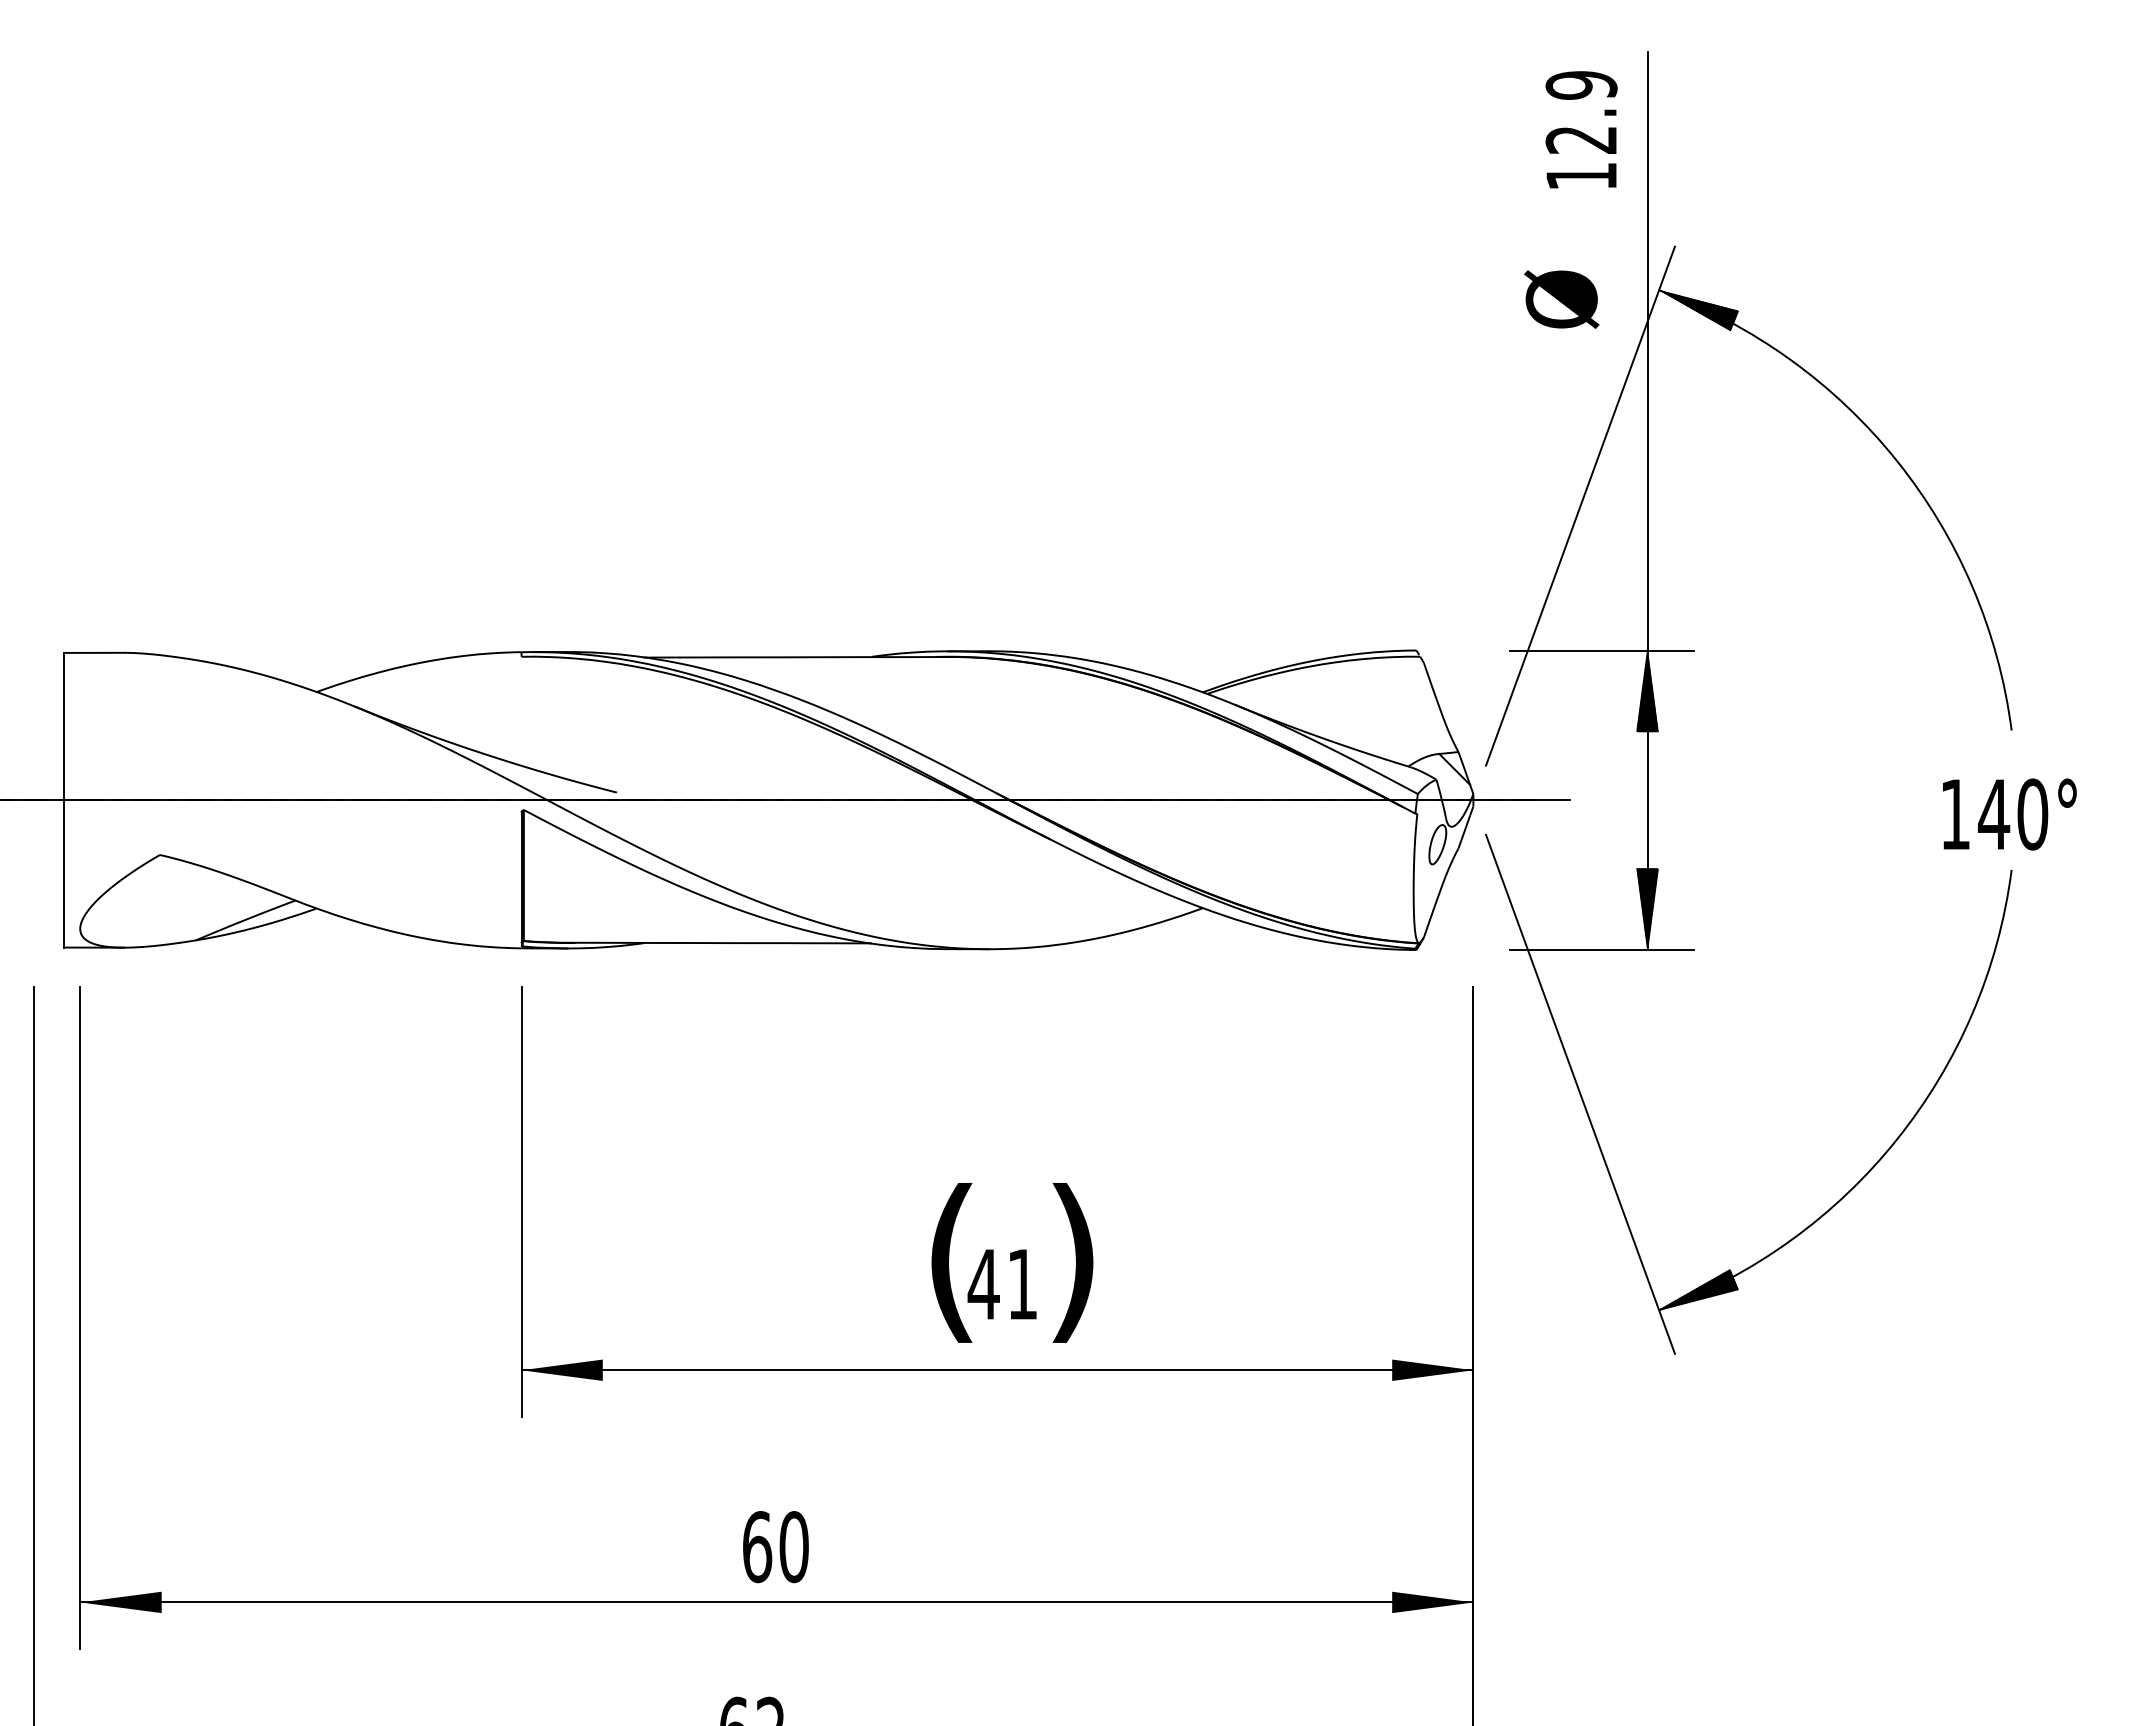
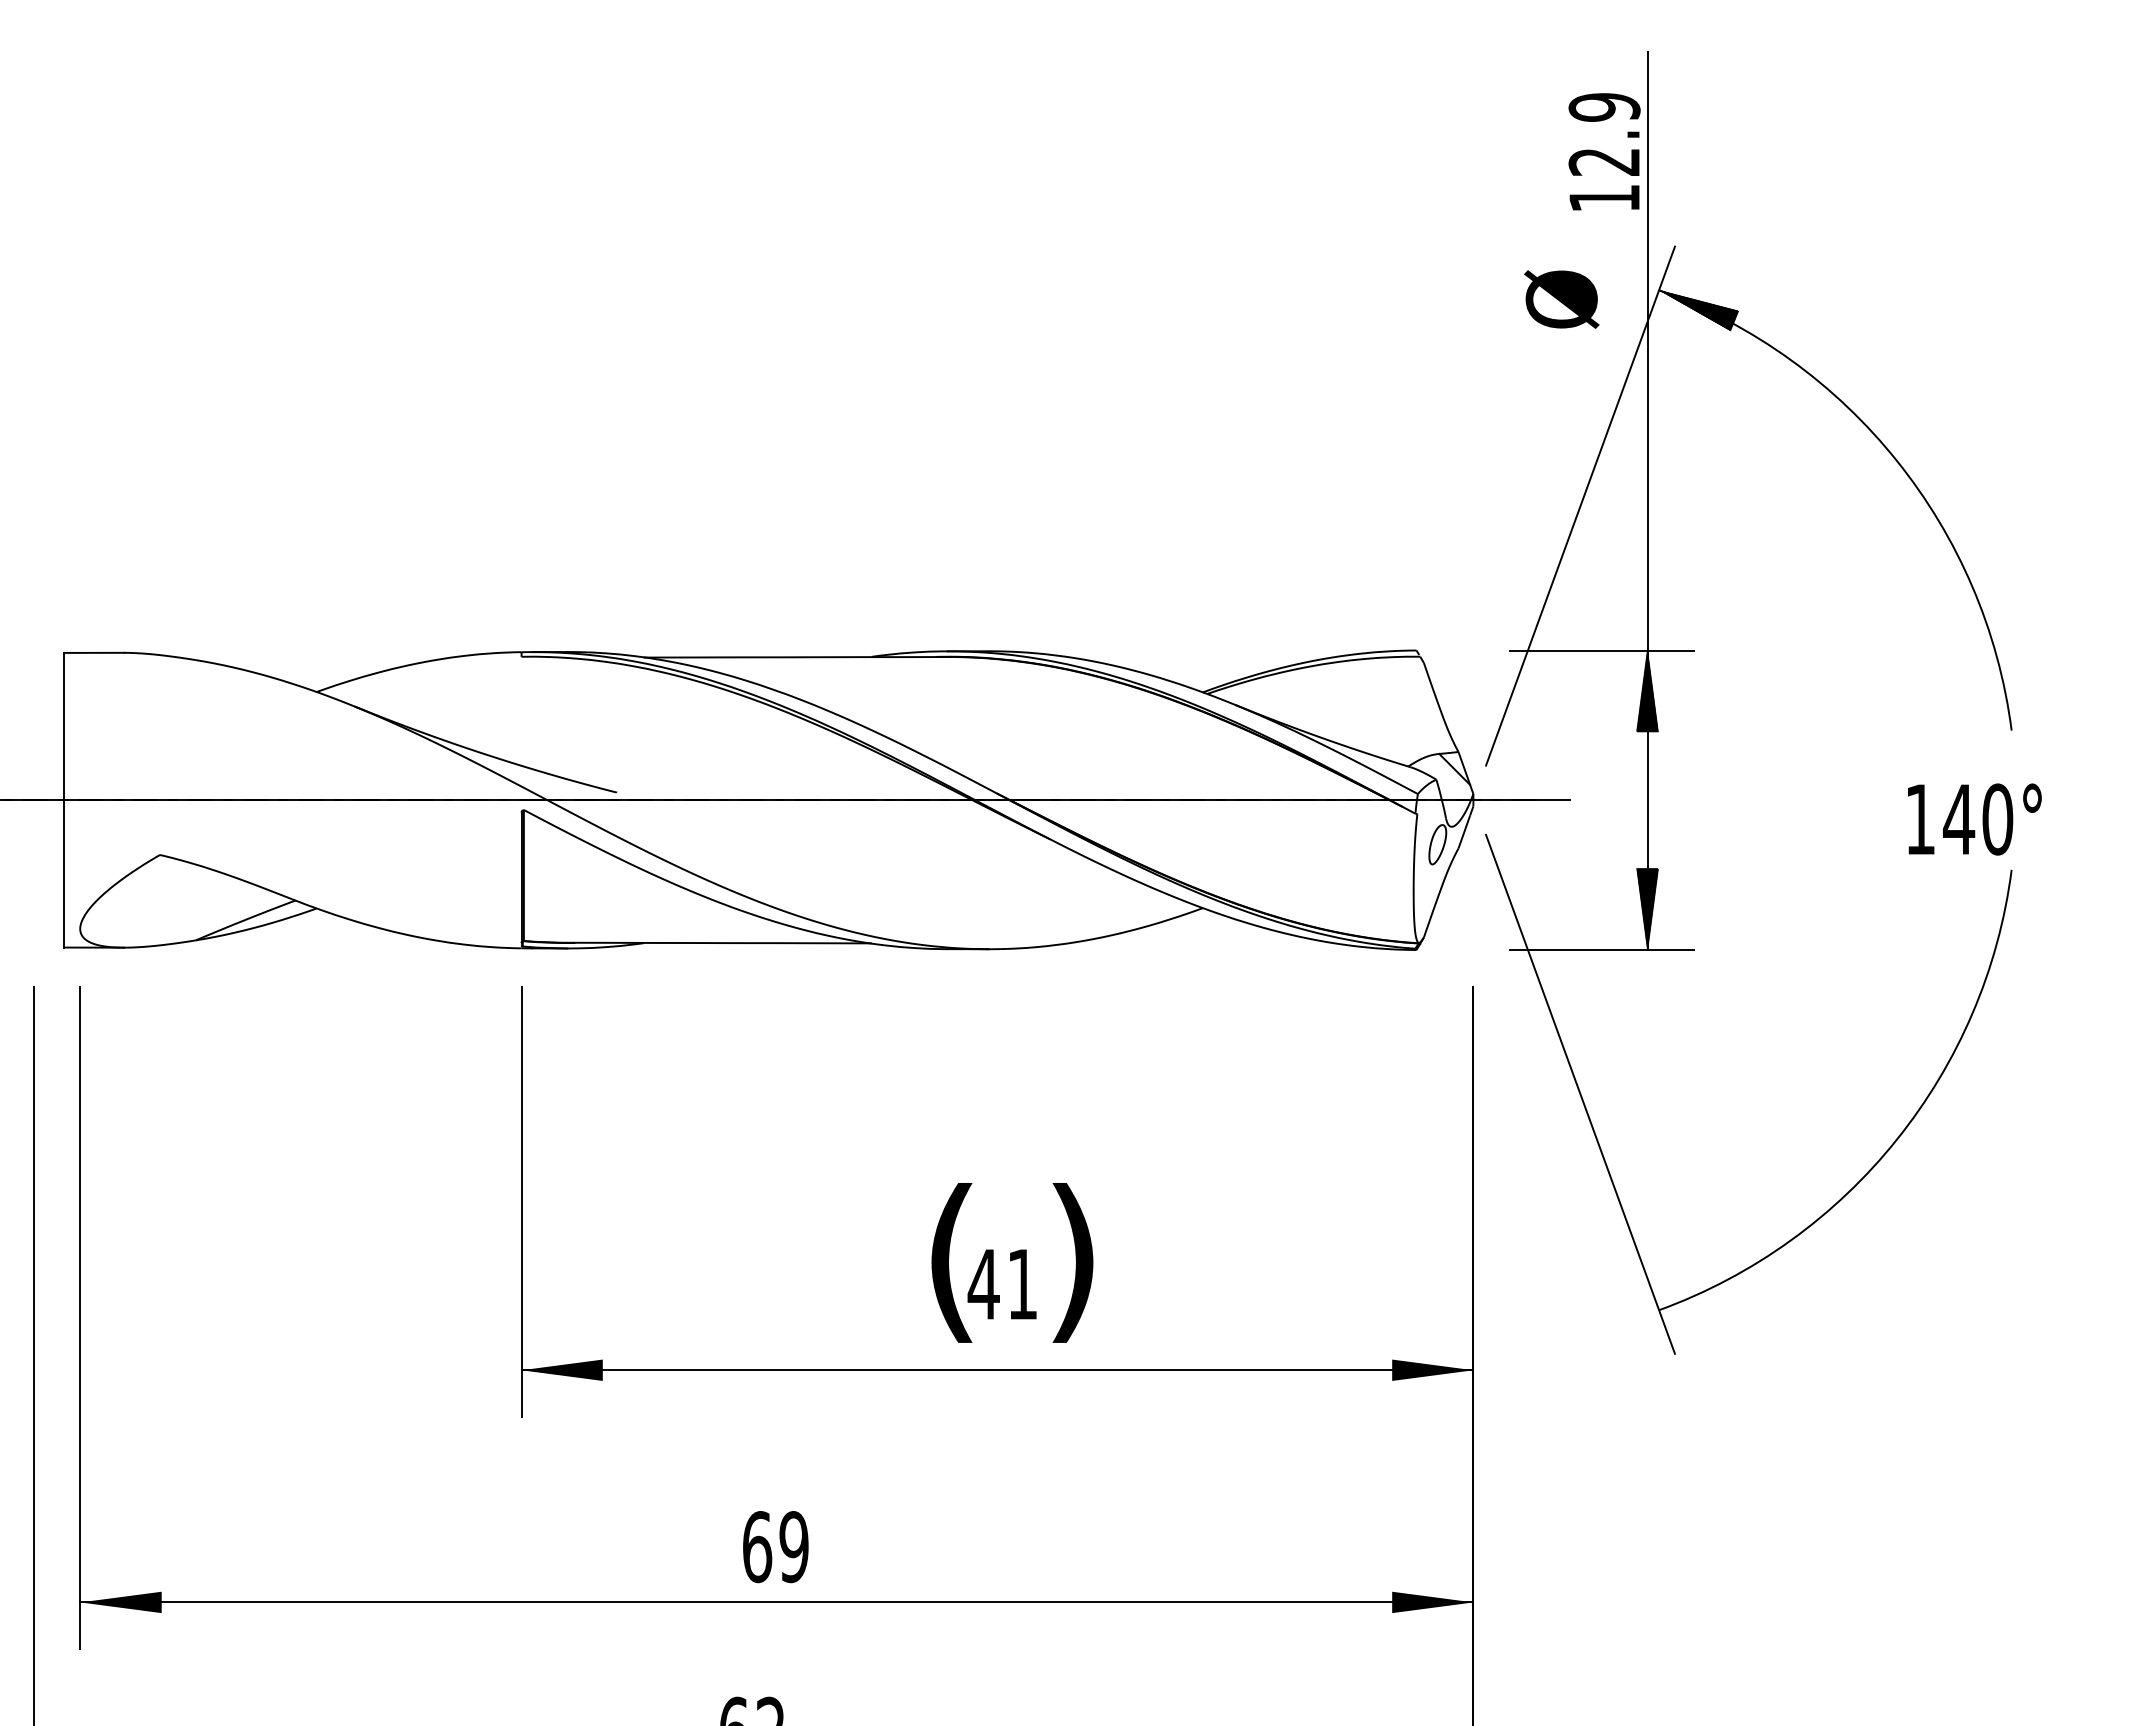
text position: (1581, 129) -> (1604, 151) (1604, 151)
text position: (2009, 814) -> (1974, 819) (1974, 819)
hatch: present -> none (1698, 1289)
text: 60 -> 69 (793, 1547)
